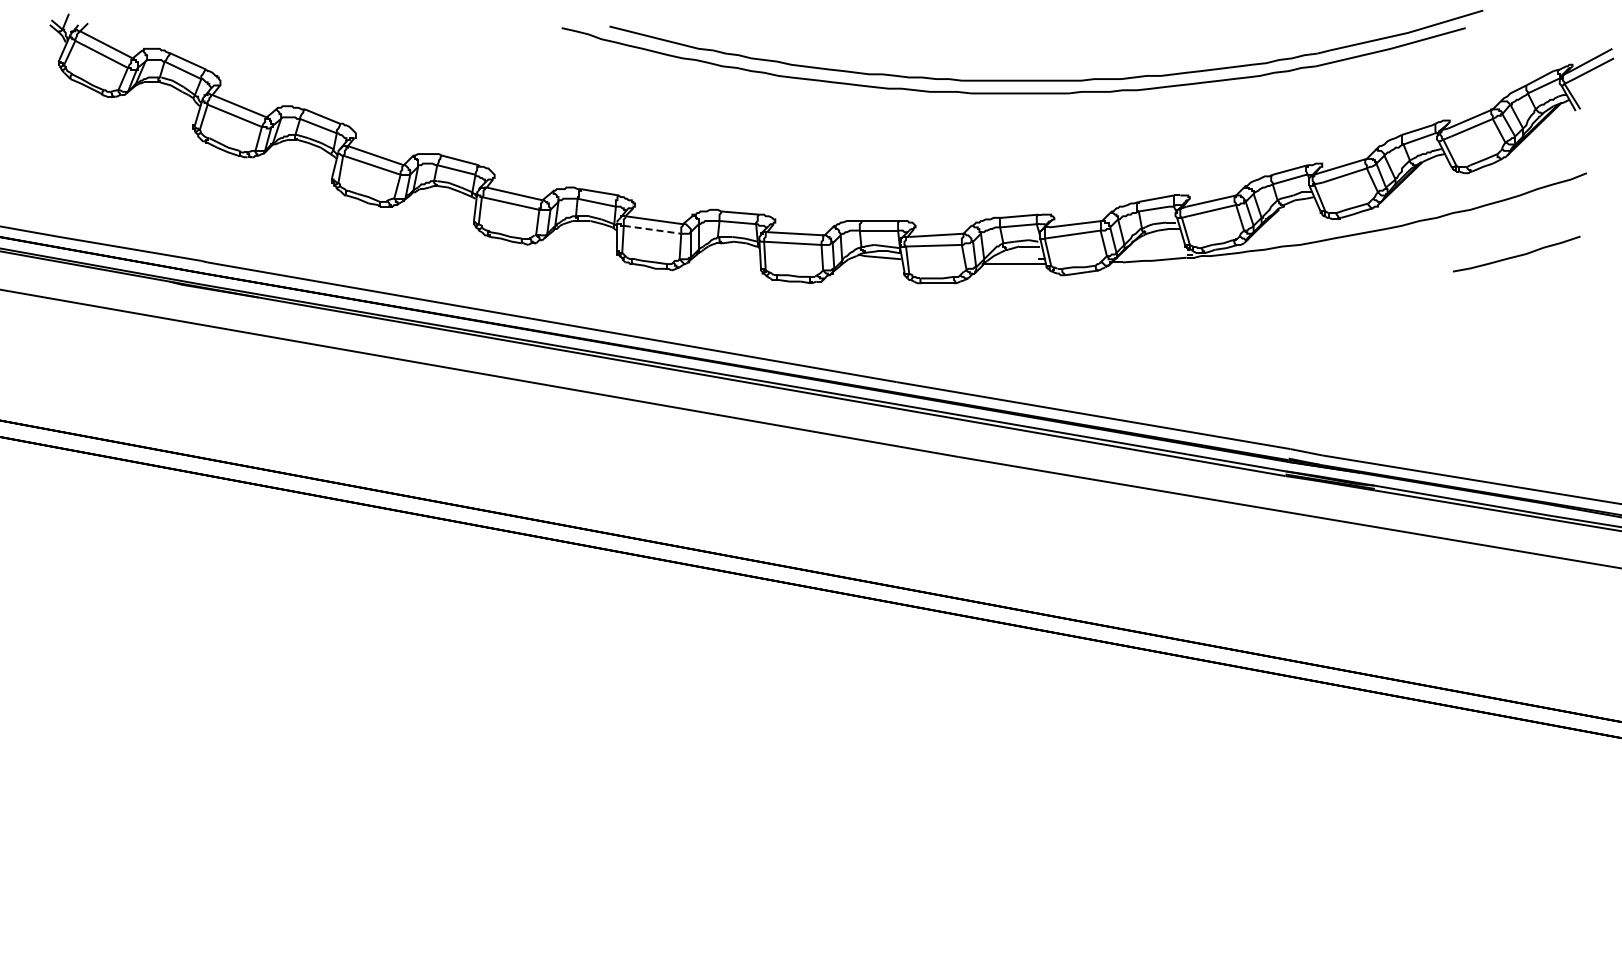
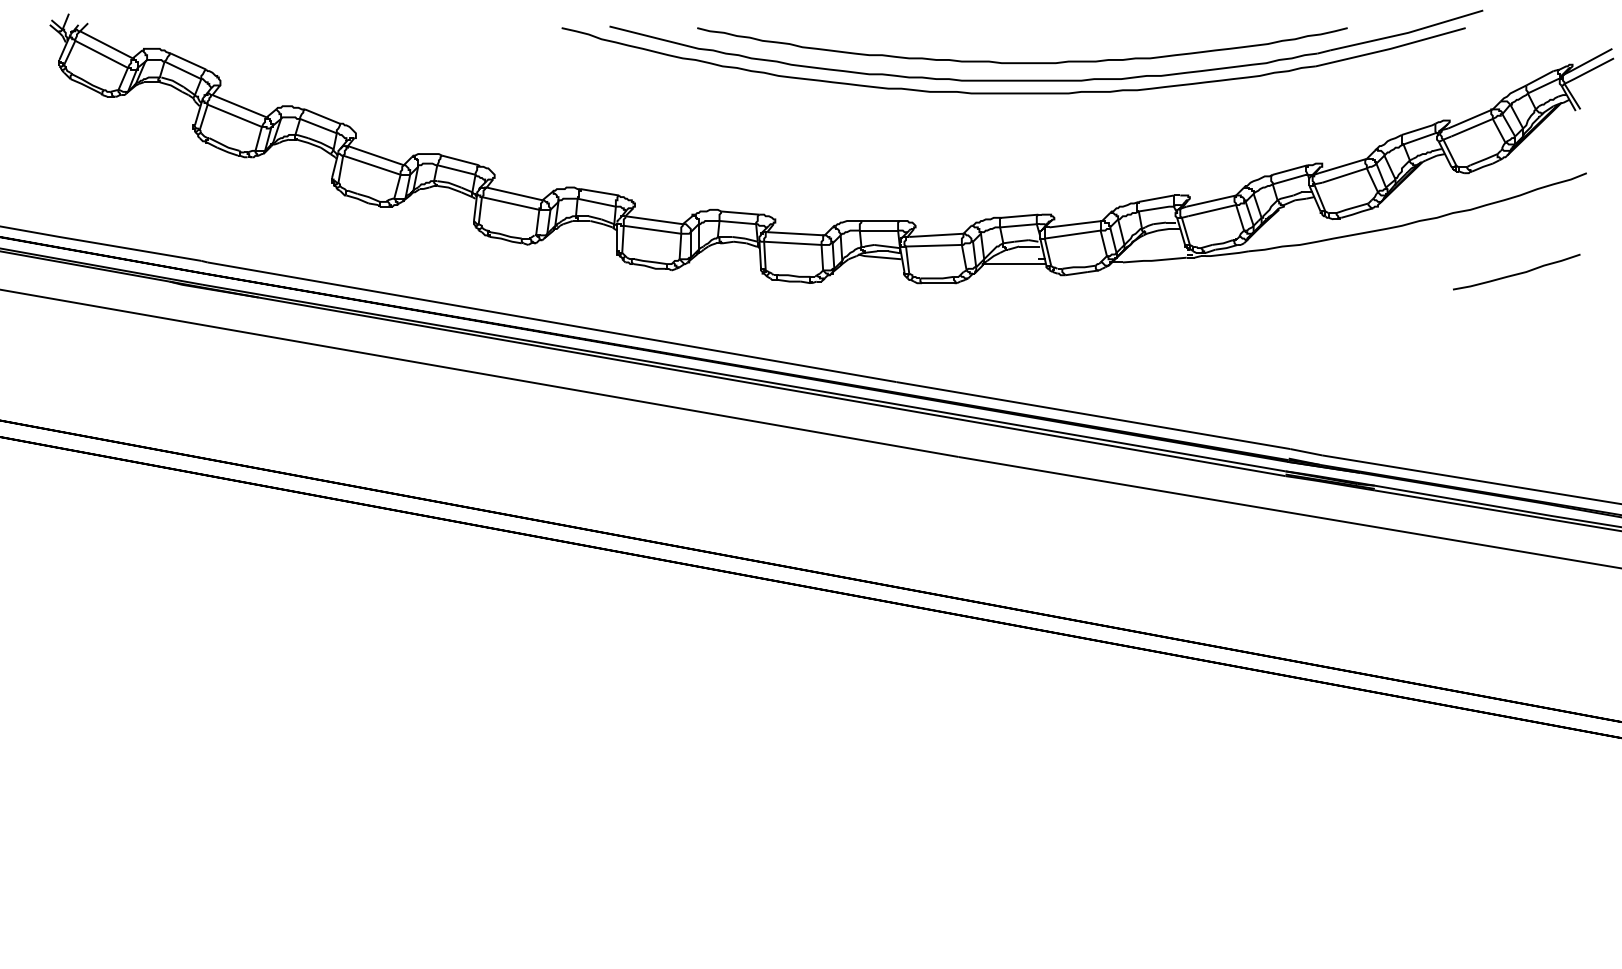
curve: none -> present (1022, 62)
line: dashed -> solid (652, 229)
curve position: (1516, 255) -> (1516, 273) (1516, 273)
